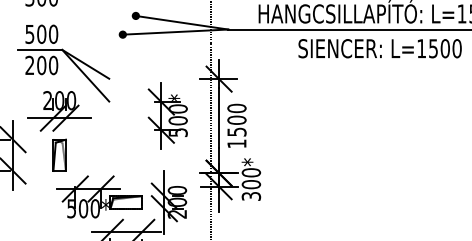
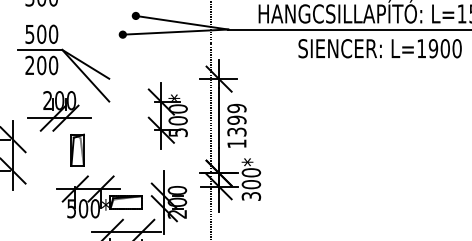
text: L=1500 -> L=1900 (433, 48)
text: 1500 -> 1399 (236, 120)
part position: (59, 154) -> (77, 149) (77, 149)
